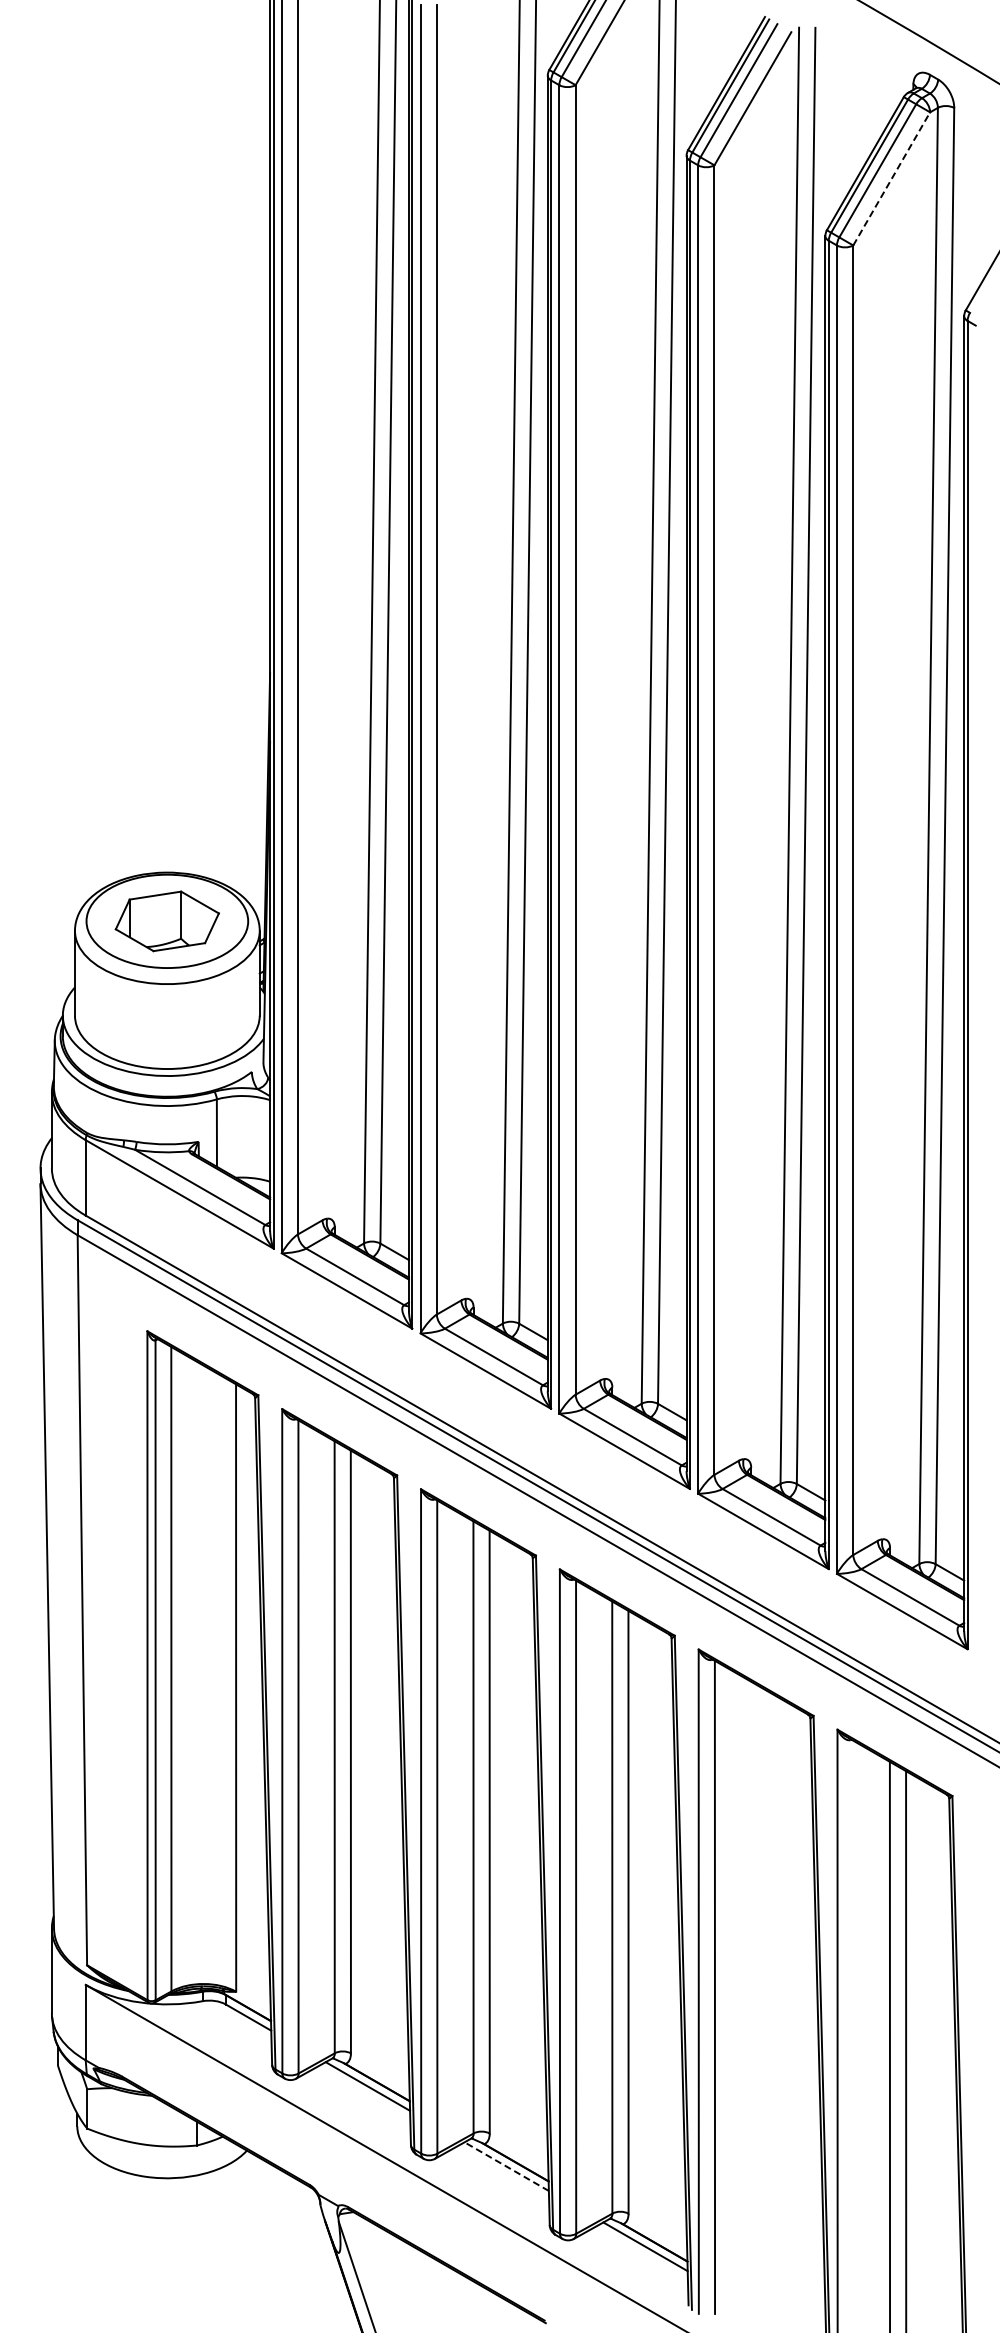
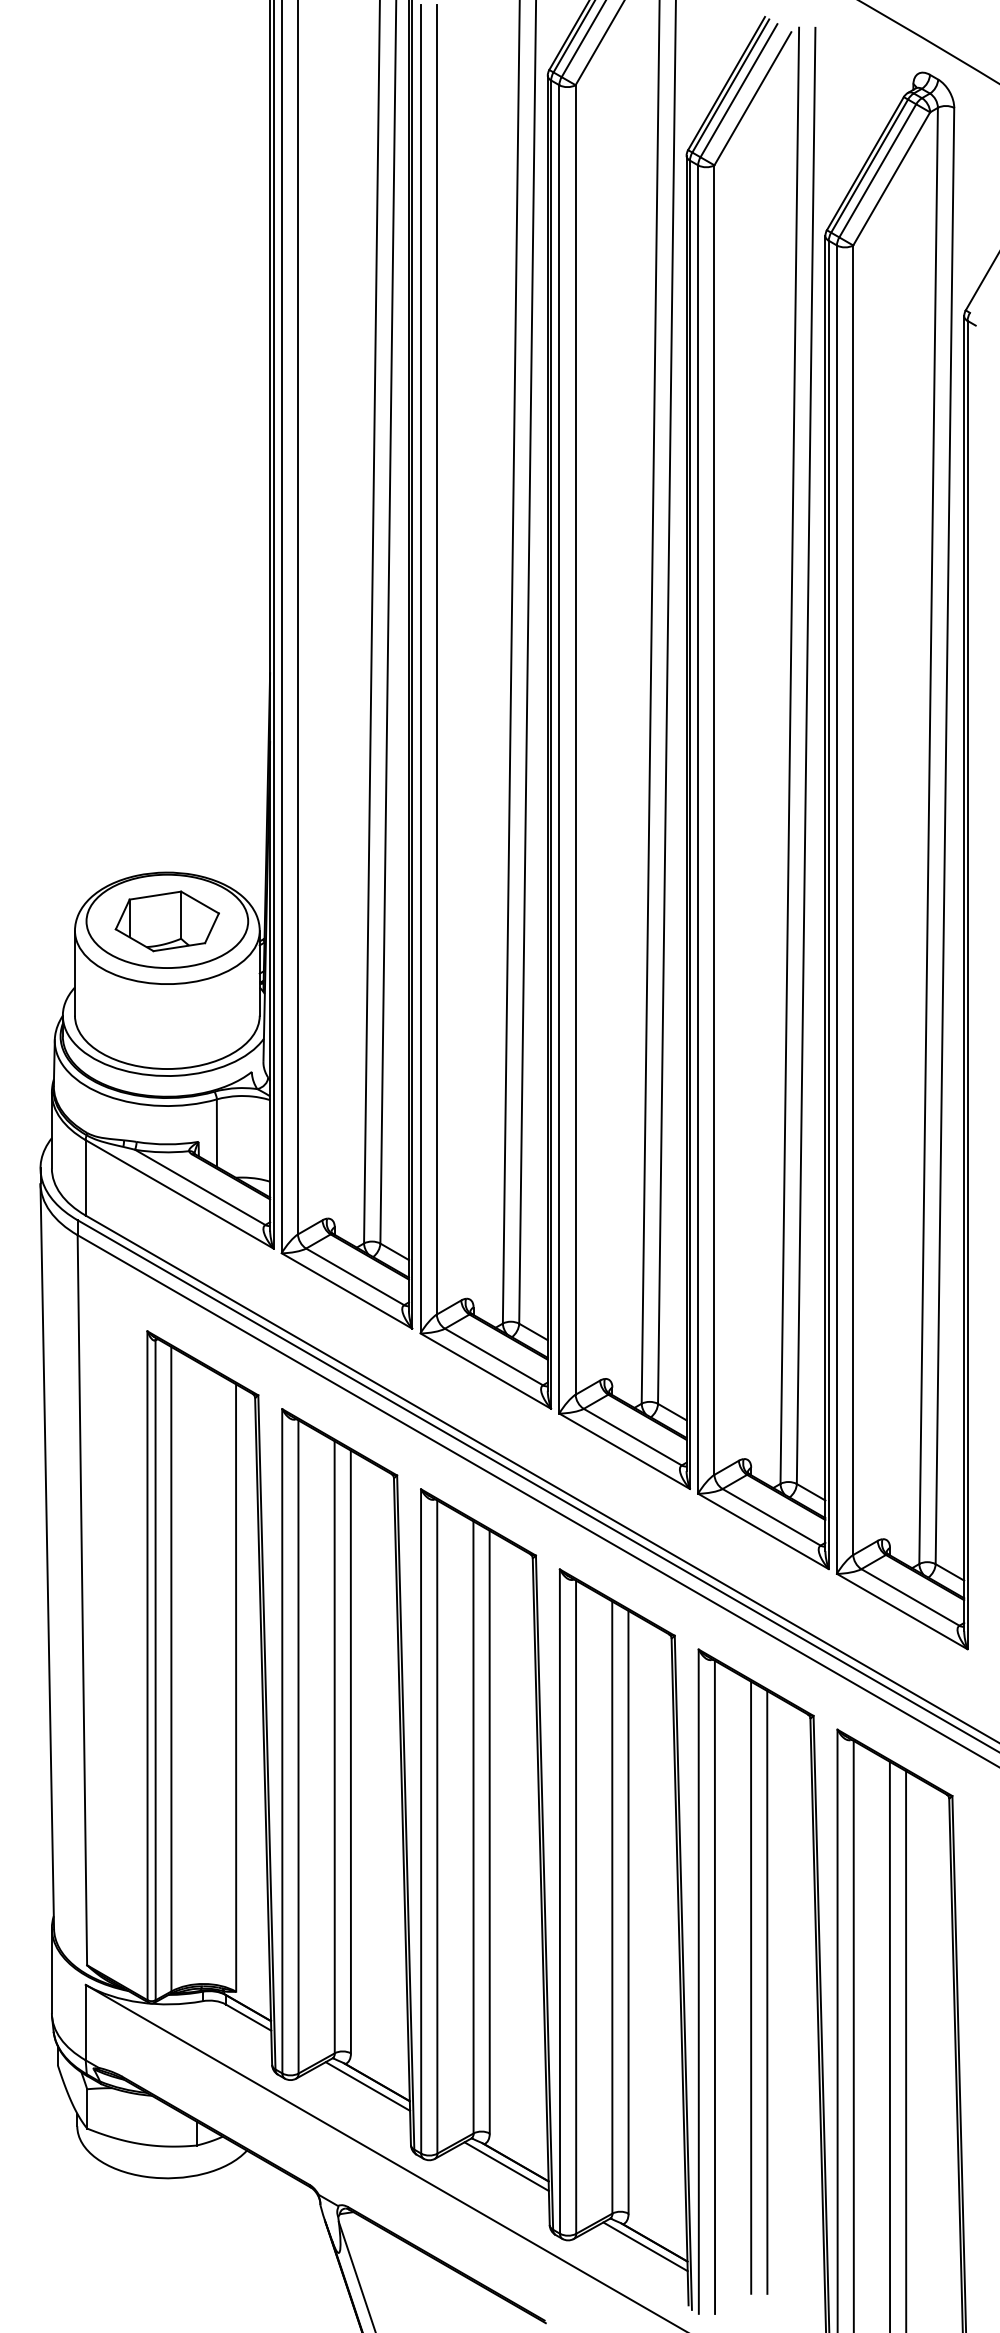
line: dashed -> solid (891, 178)
line: none -> present (751, 1987)
line: none -> present (767, 1992)
line: none -> present (853, 2034)
line: dashed -> solid (506, 2166)
